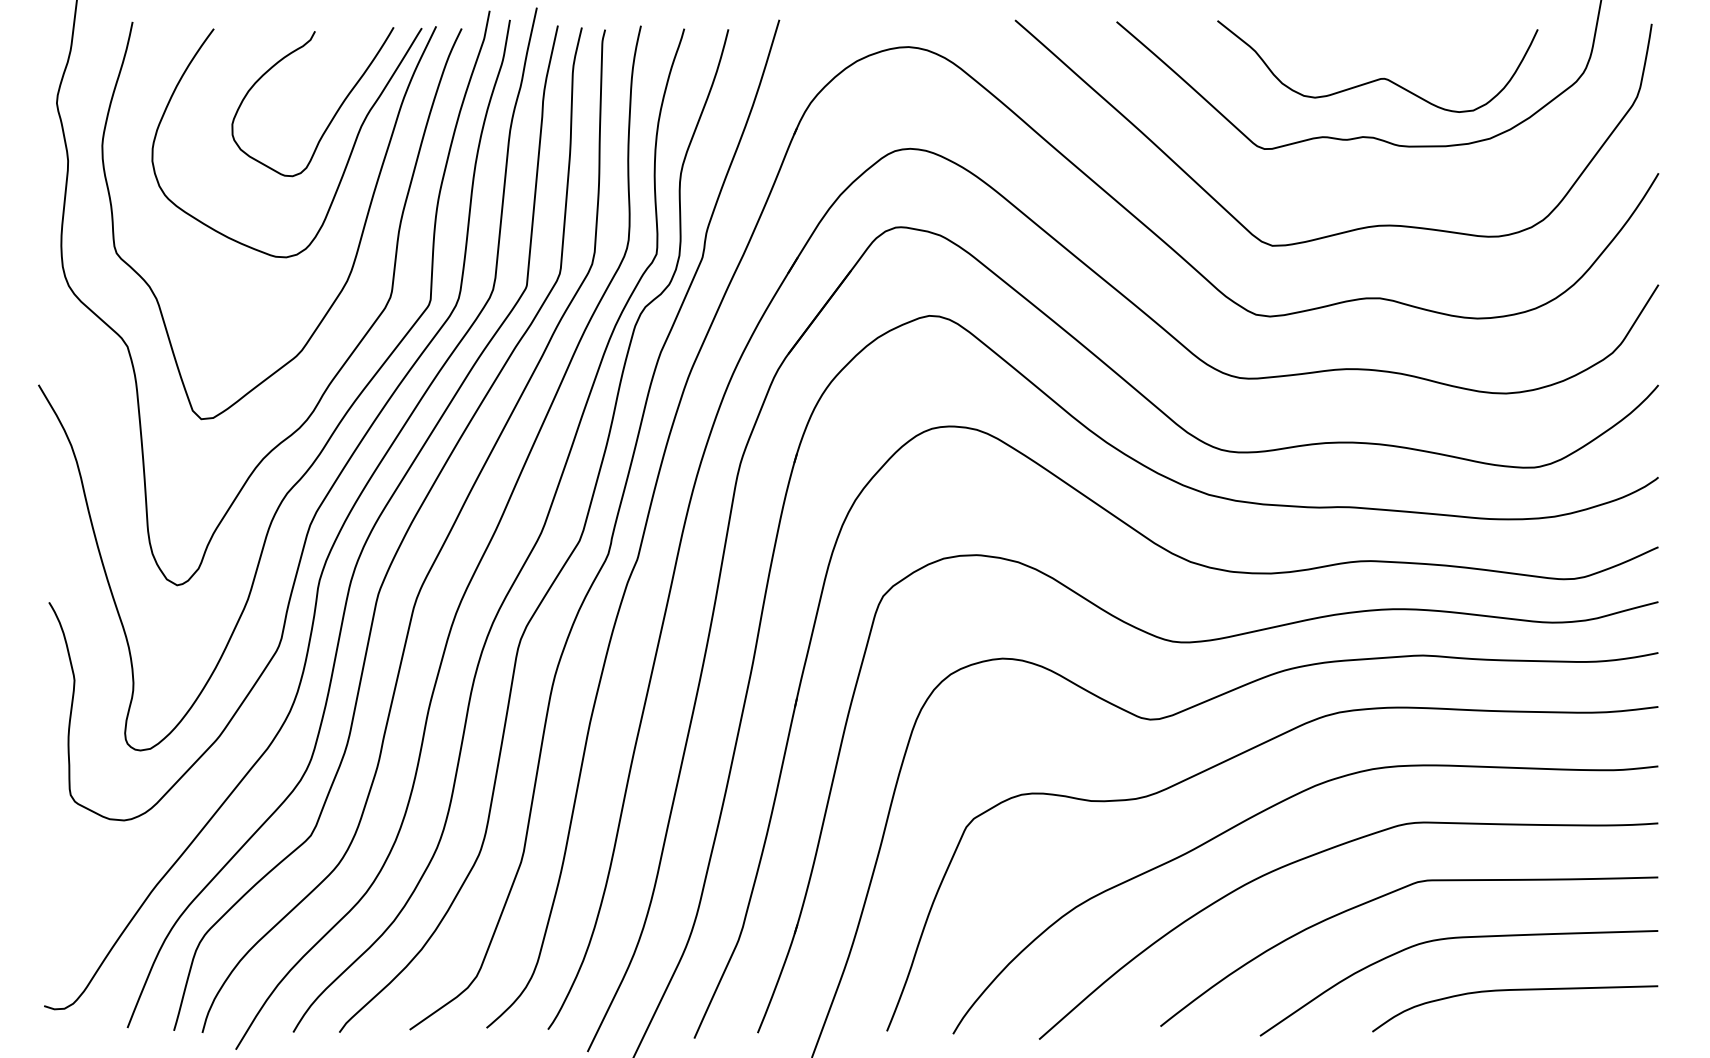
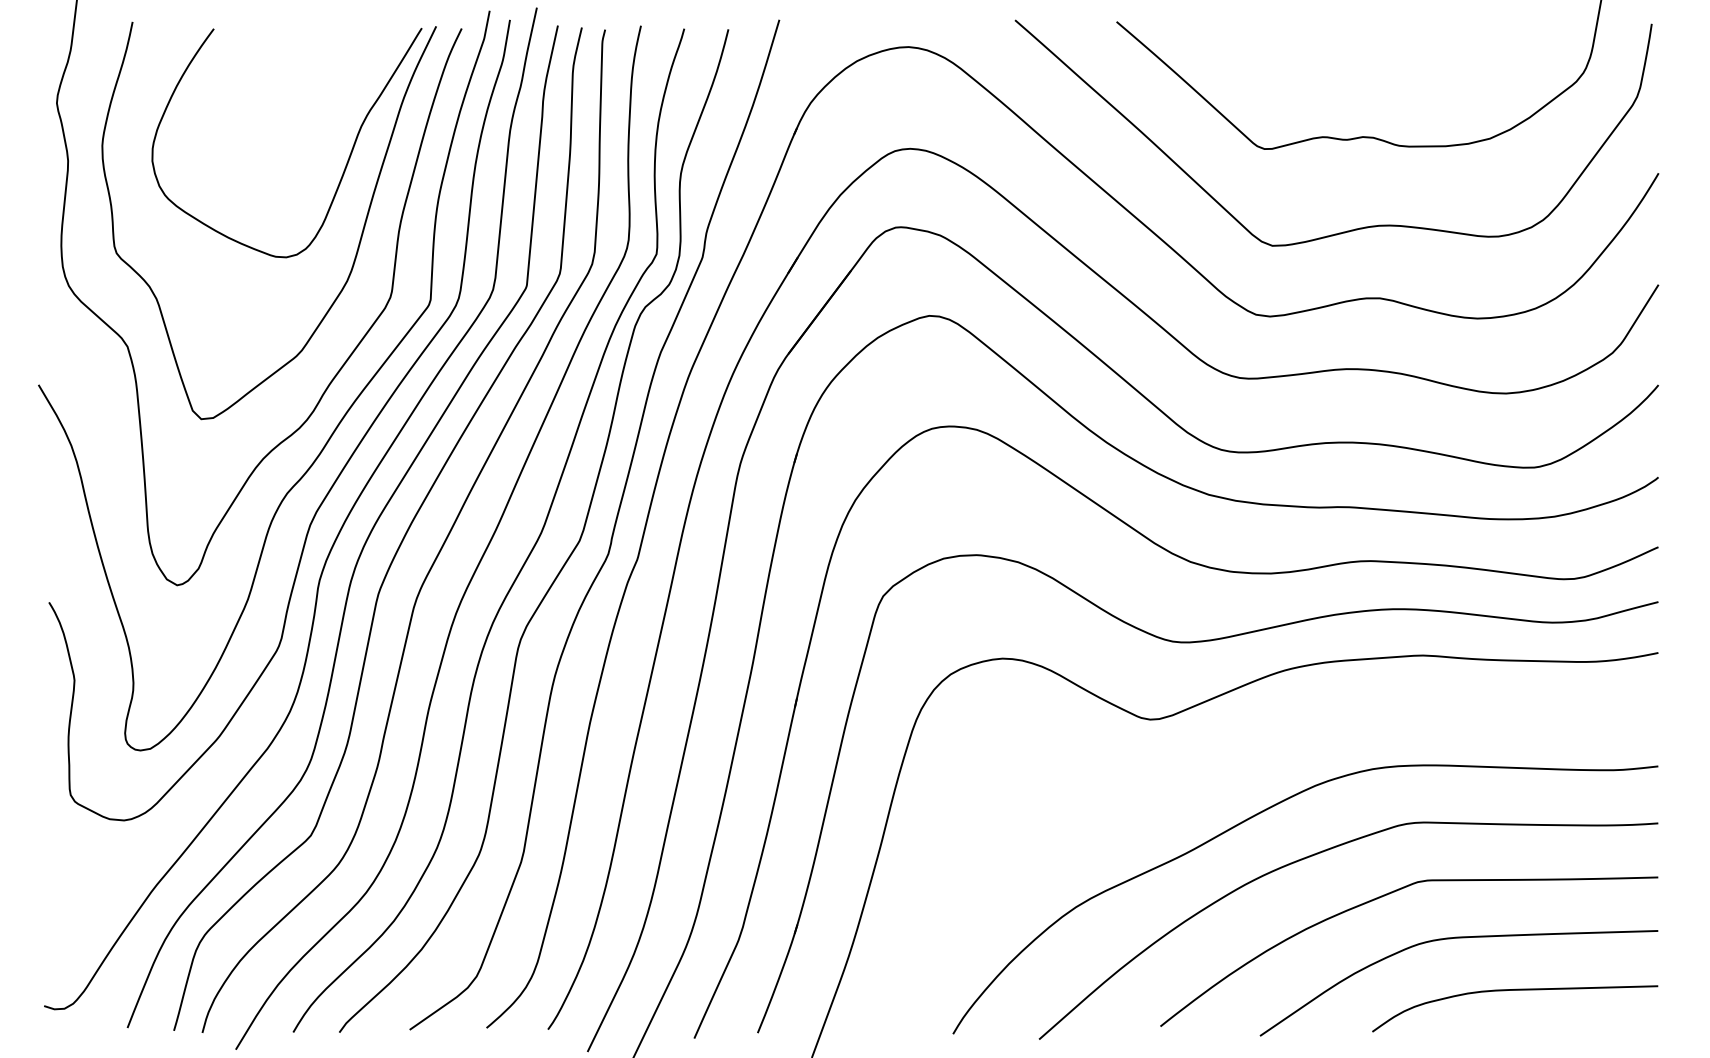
curve: present -> none (1378, 78)
curve: present -> none (333, 115)
curve: present -> none (1223, 763)
